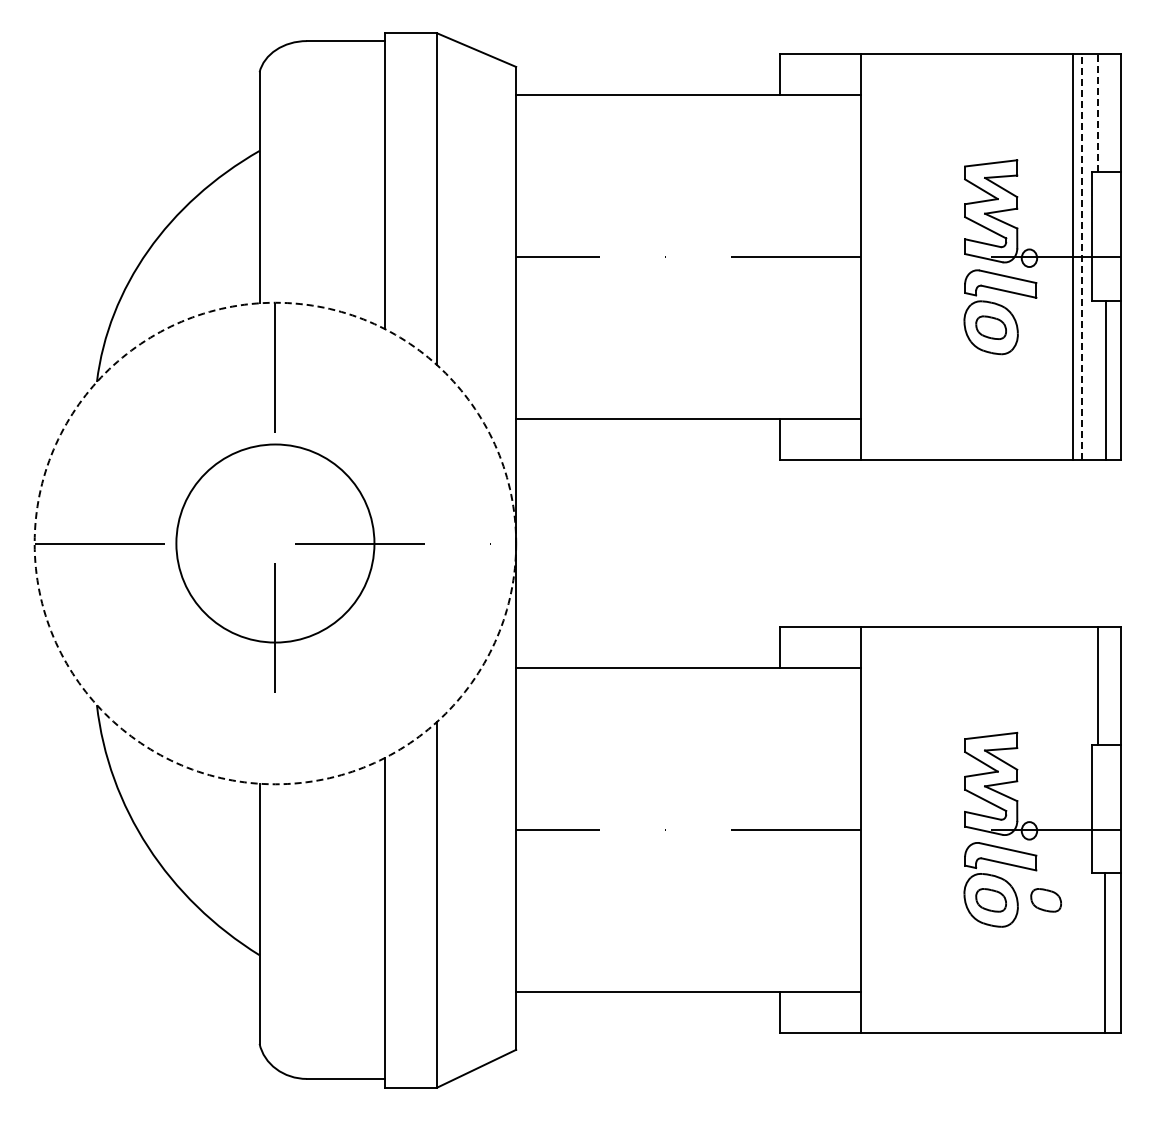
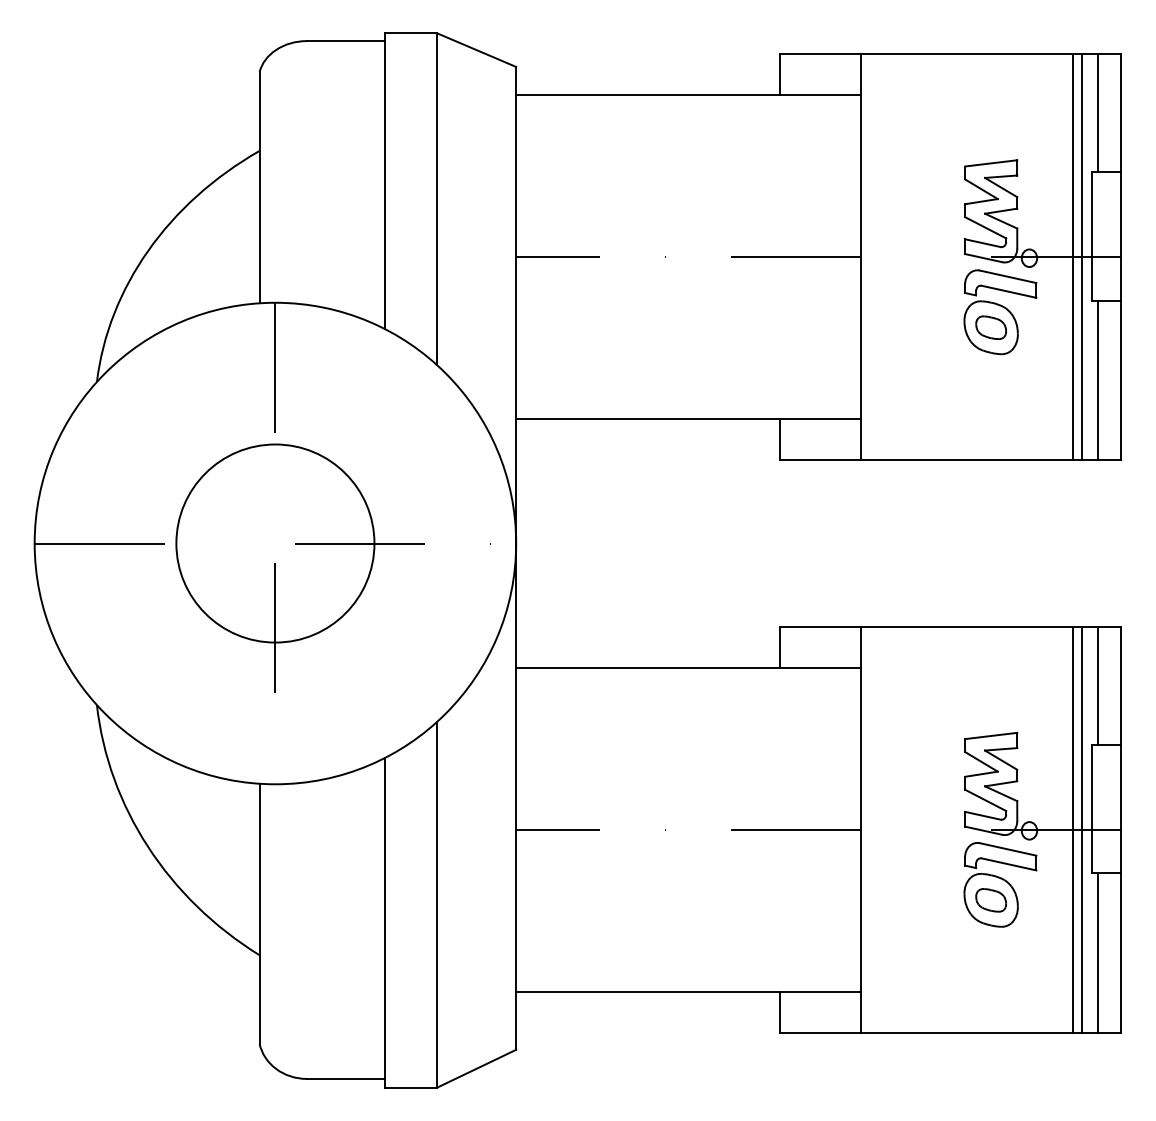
line: dashed -> solid (1098, 112)
line: dashed -> solid (1081, 256)
line position: (1106, 380) -> (1098, 380) (1098, 380)
circle: dashed -> solid (275, 543)
line: none -> present (1073, 829)
line: none -> present (1081, 829)
part: present -> none (1045, 900)
line position: (1105, 952) -> (1098, 952) (1098, 952)
